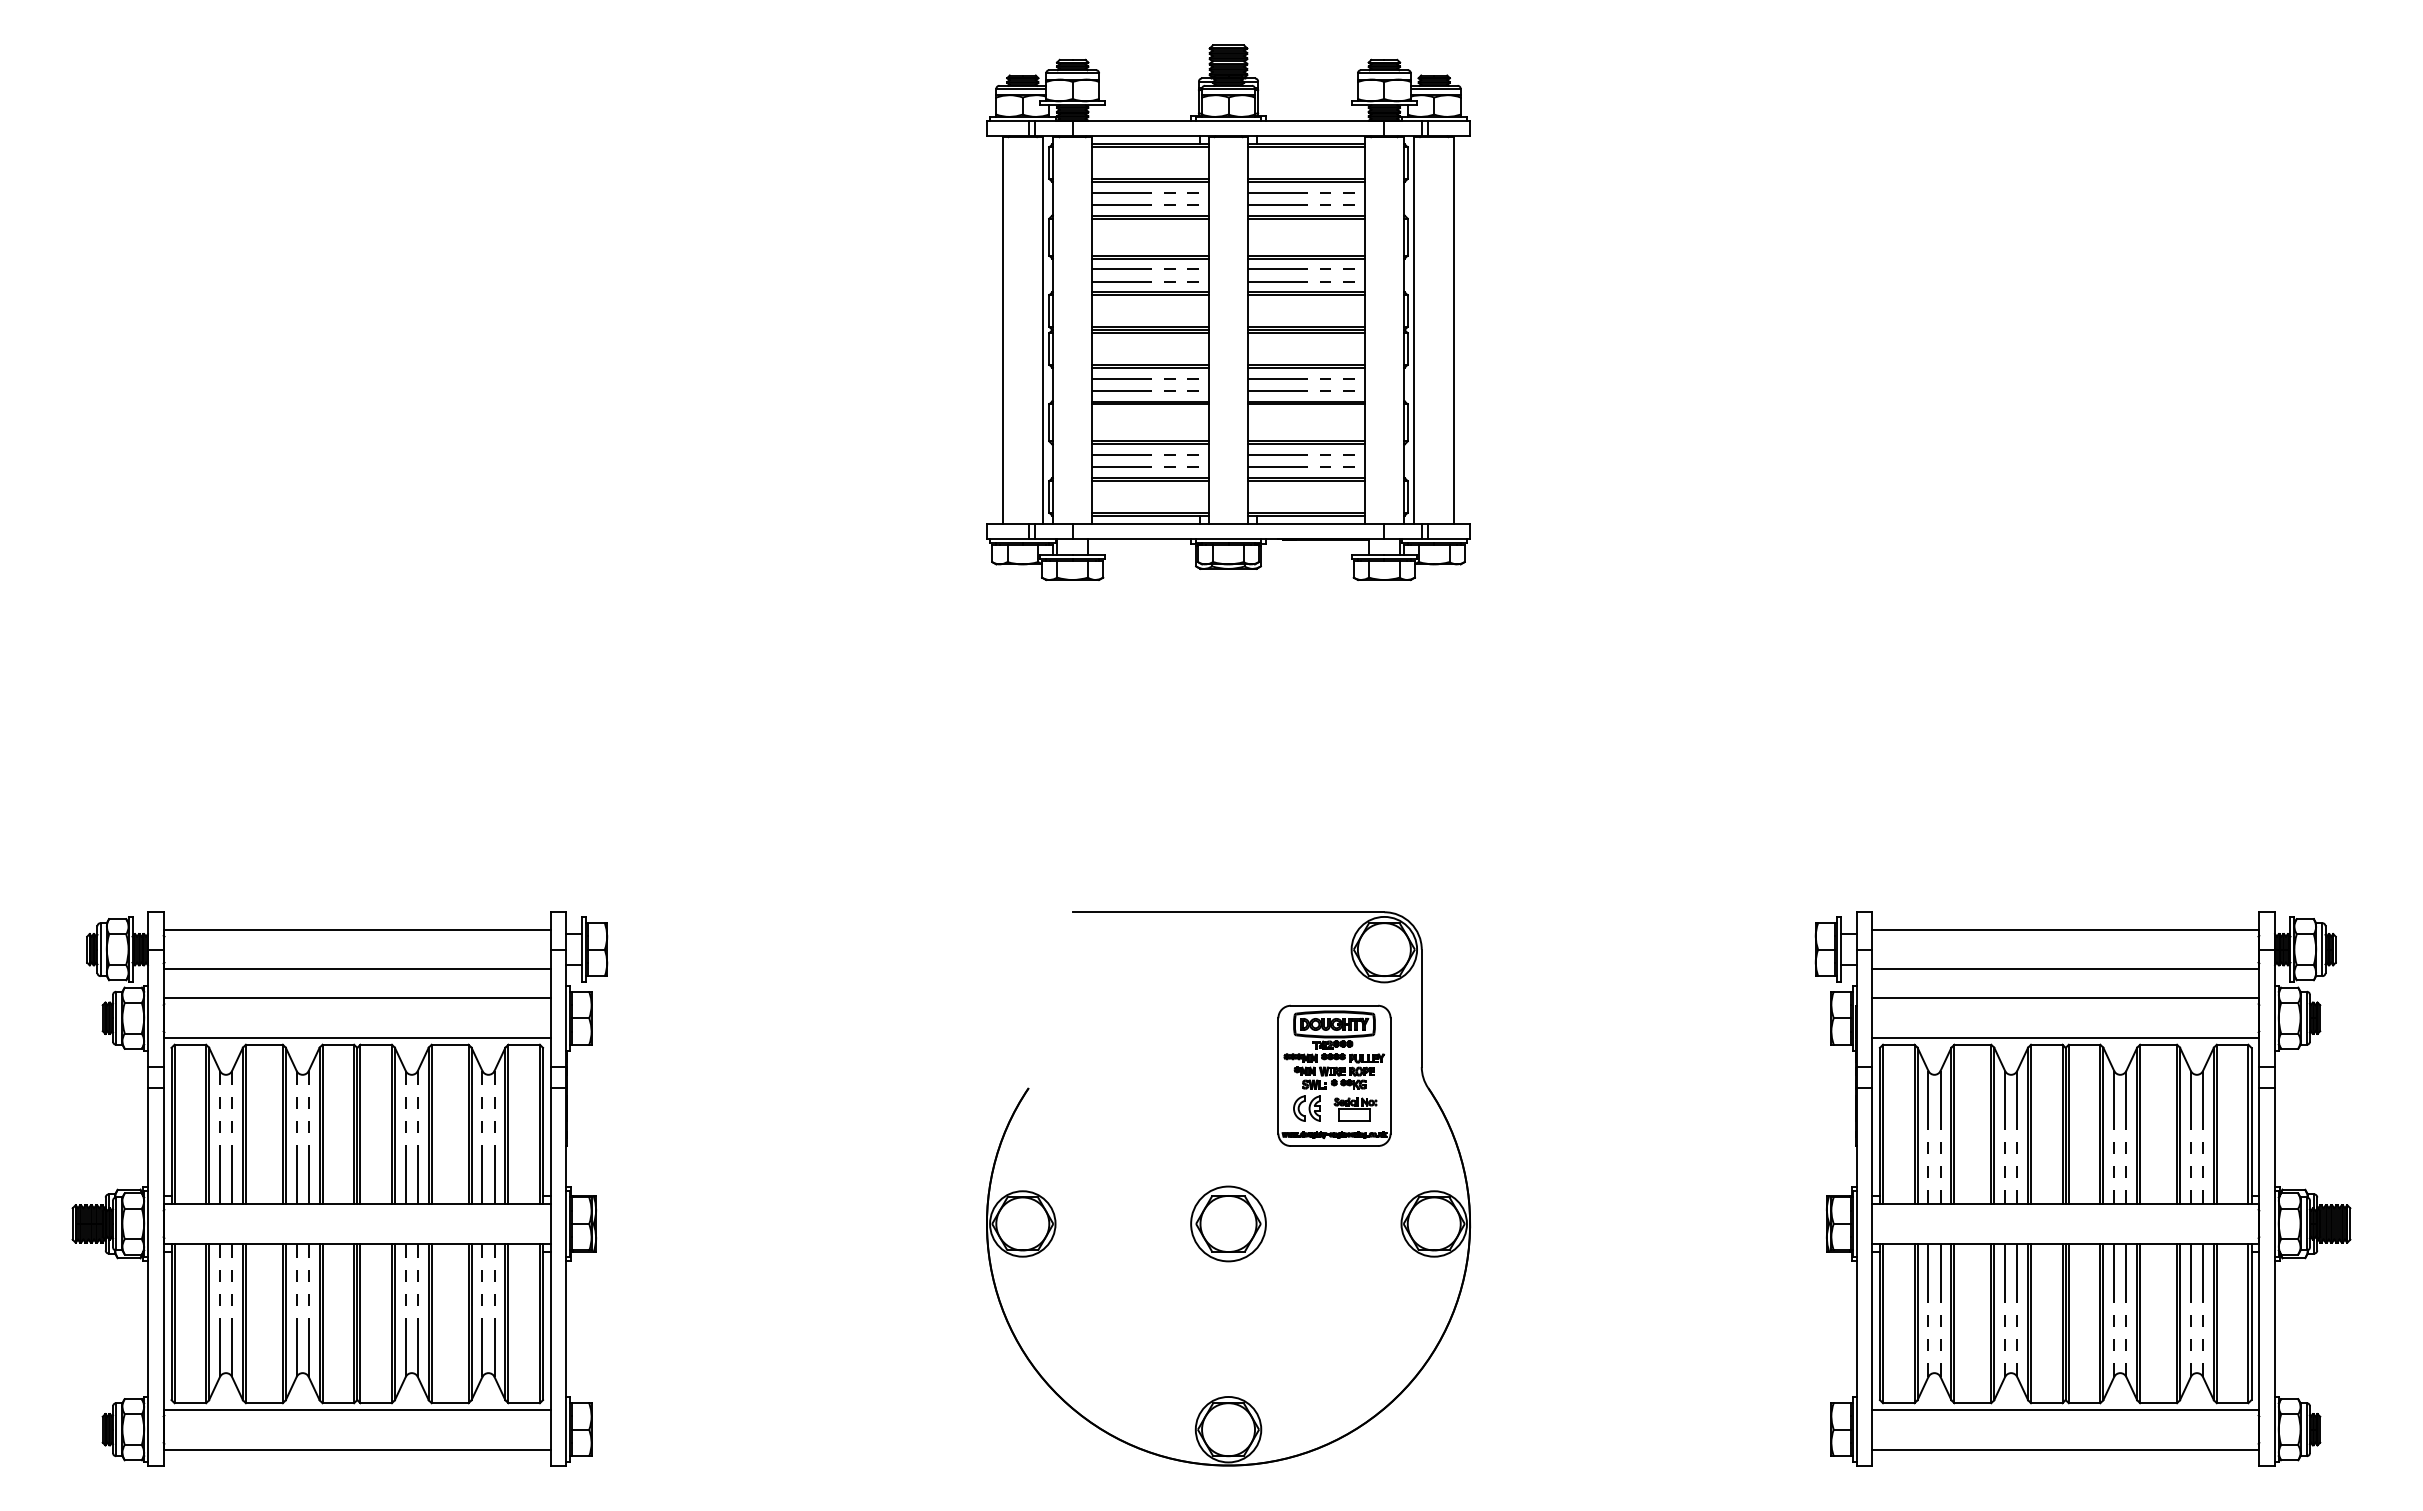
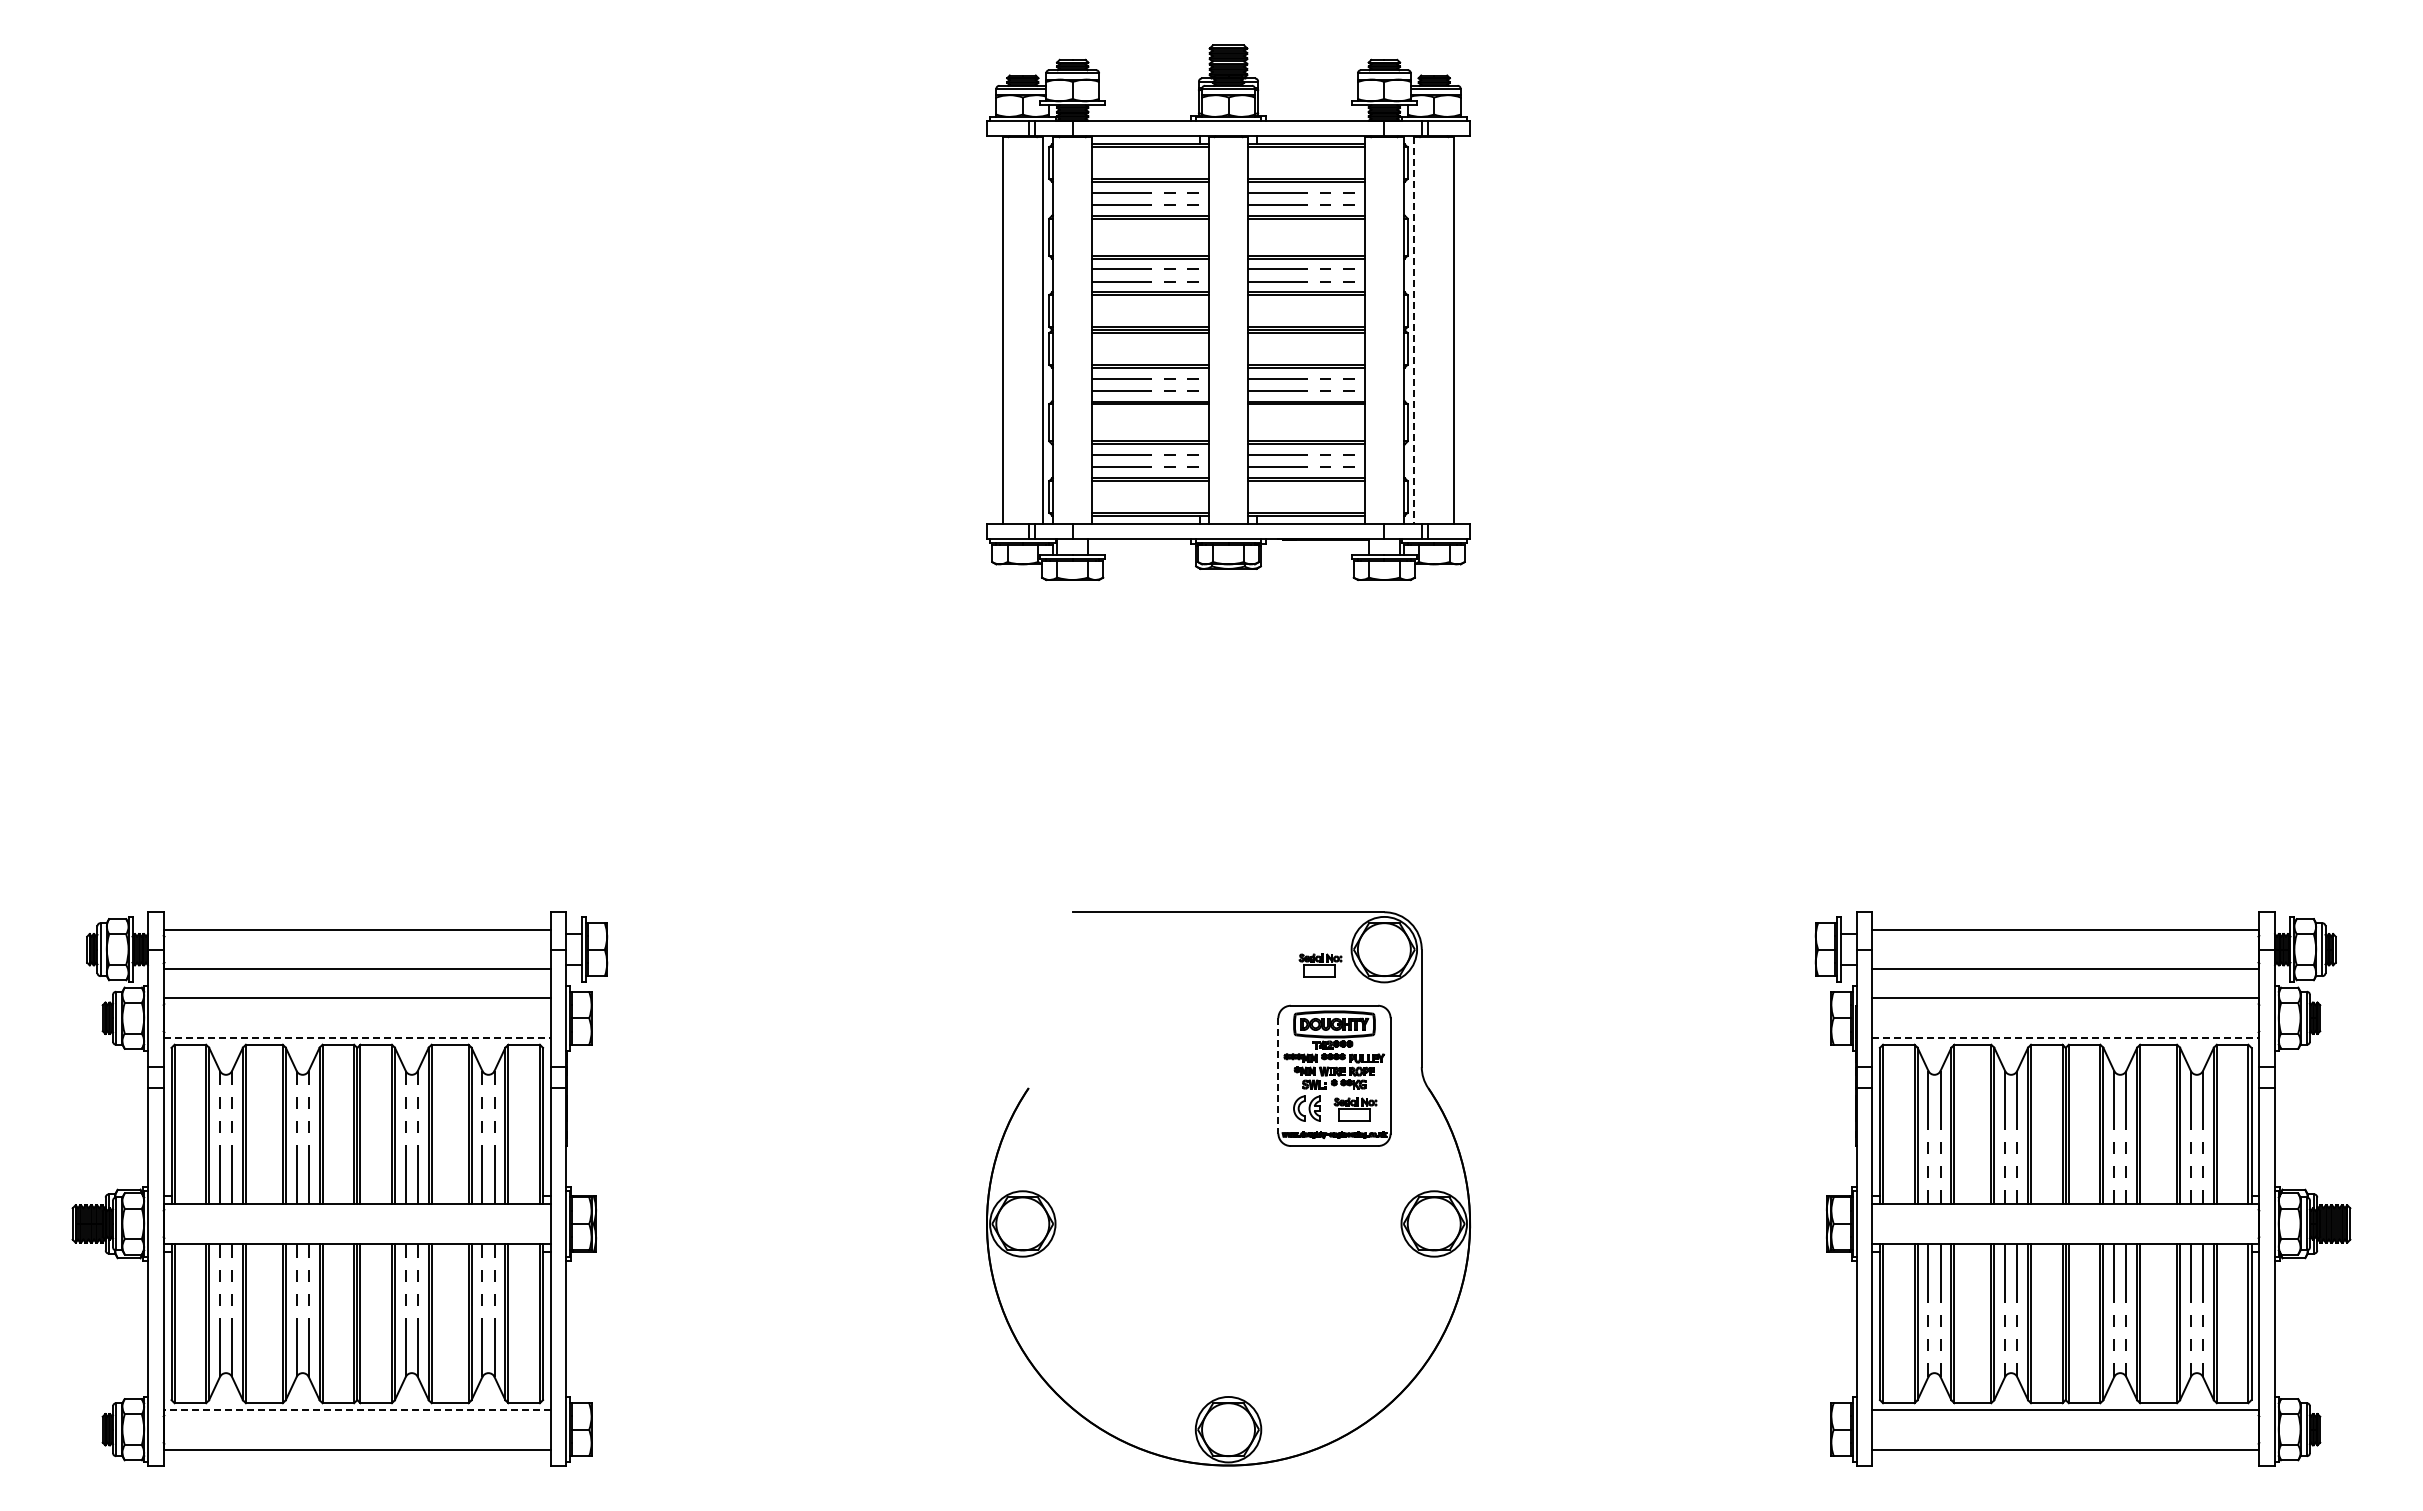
line: solid -> dashed (1414, 330)
part: none -> present (1320, 965)
line: solid -> dashed (358, 1038)
line: solid -> dashed (2065, 1038)
line: solid -> dashed (1278, 1075)
part: present -> none (1228, 1223)
line: solid -> dashed (357, 1409)
